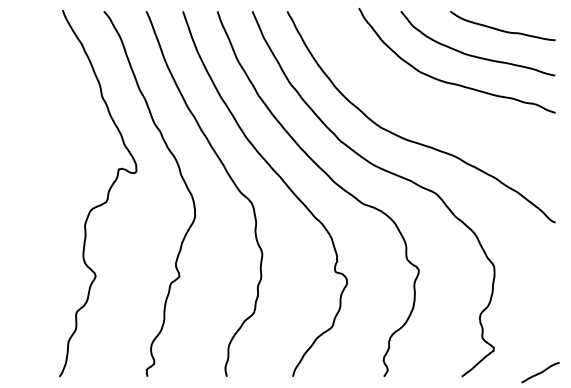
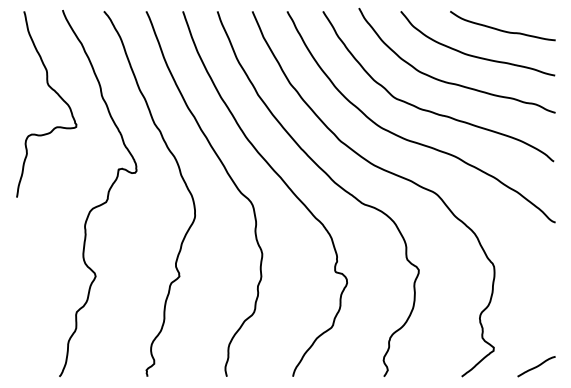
curve: none -> present (55, 93)
curve: none -> present (430, 110)
line position: (540, 372) -> (536, 366) (536, 366)
